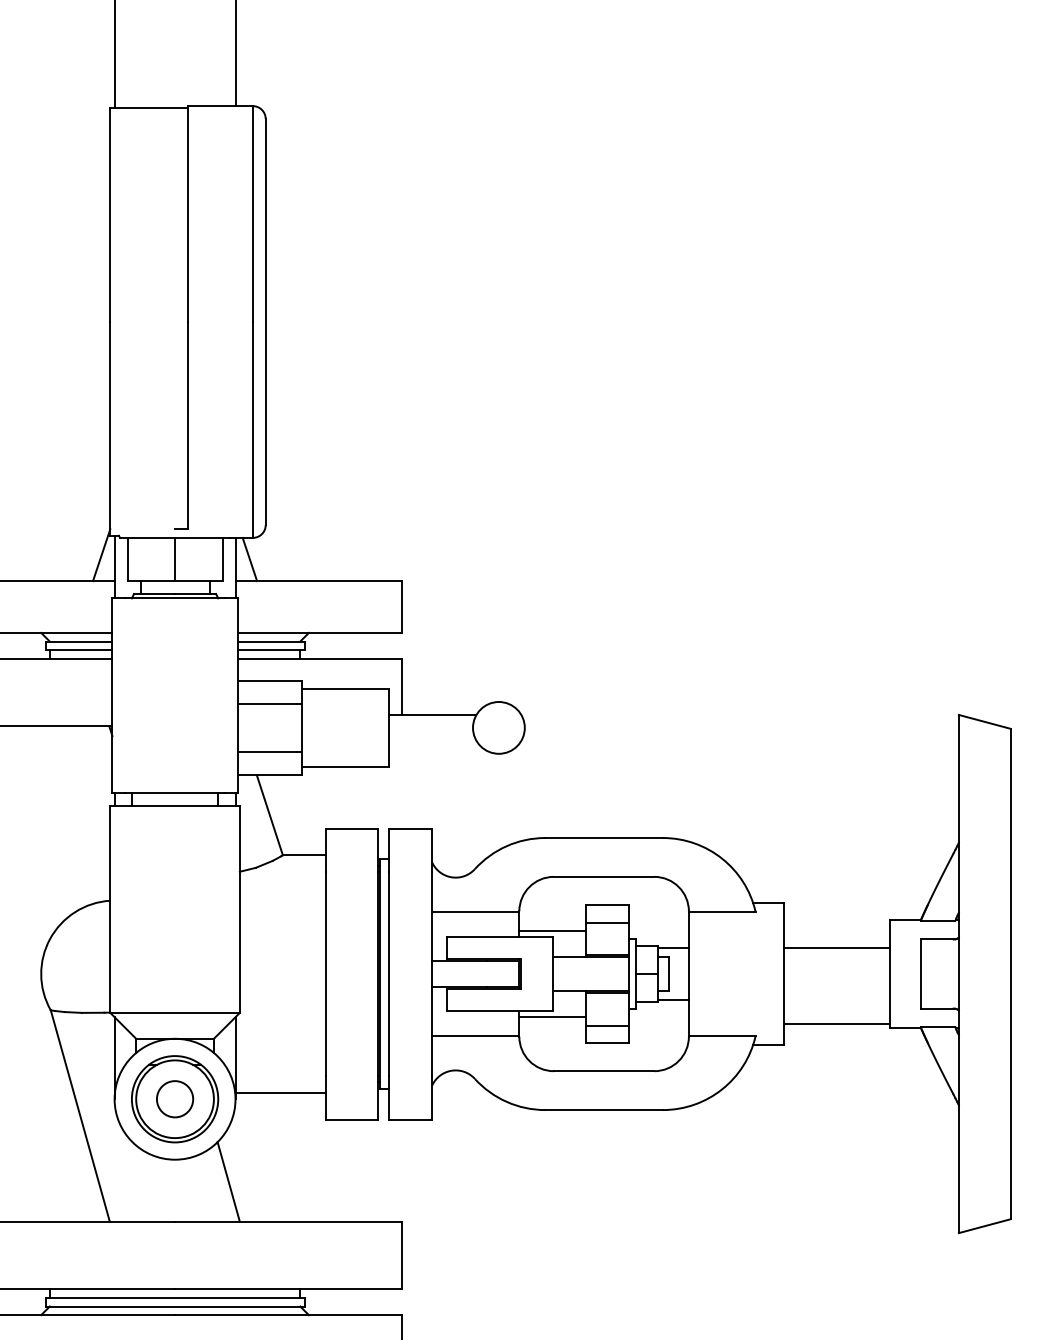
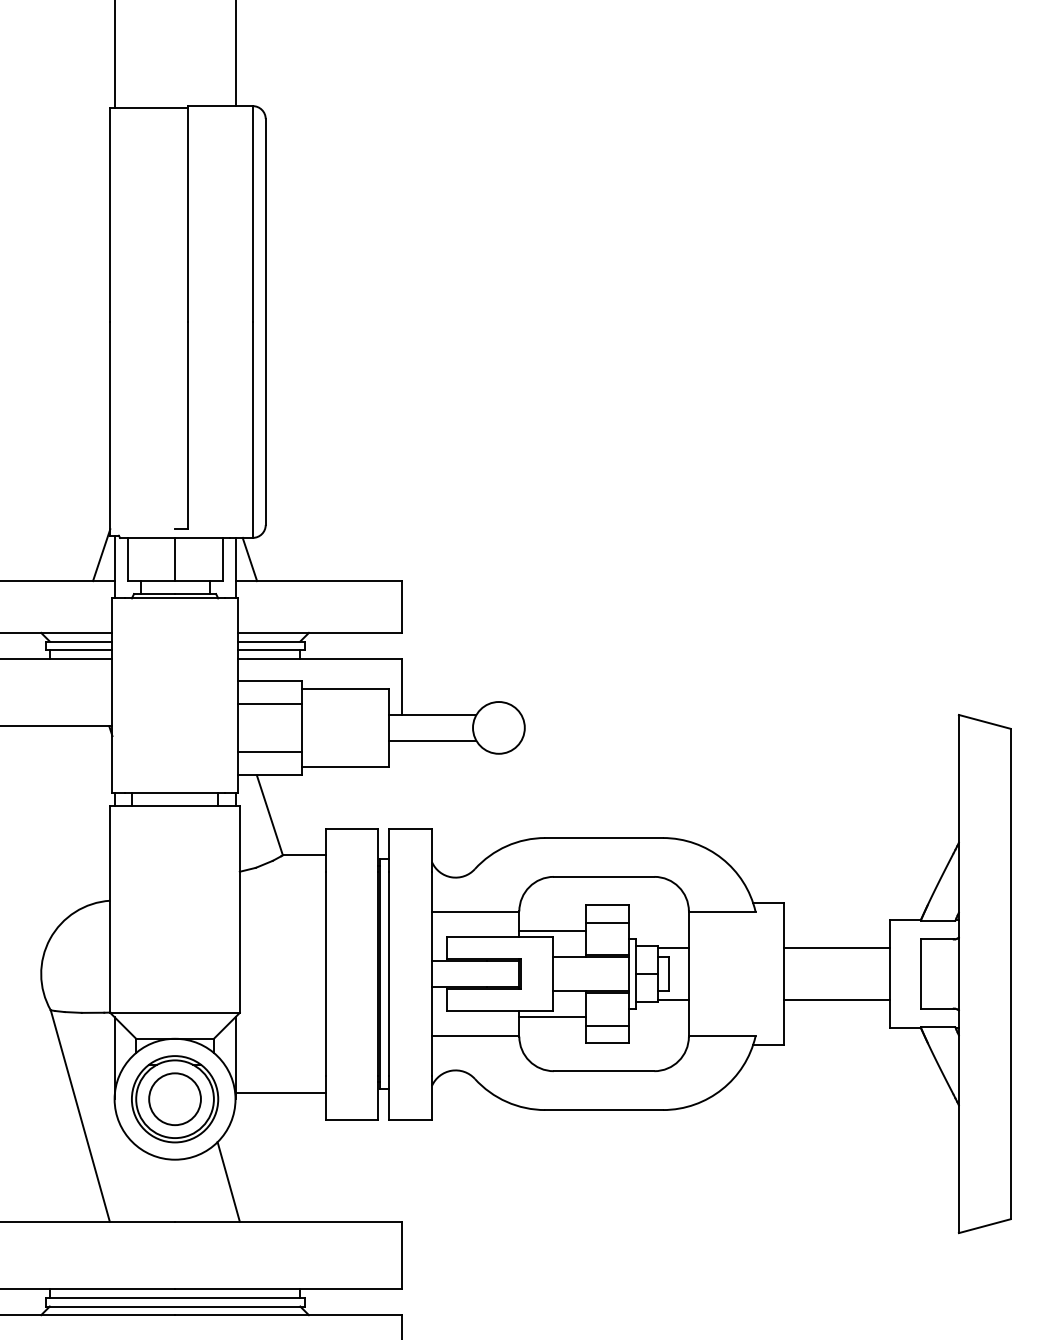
line: none -> present (432, 740)
line position: (836, 1023) -> (836, 999) (836, 999)
circle diameter: 36 px -> 52 px (174, 1099)
